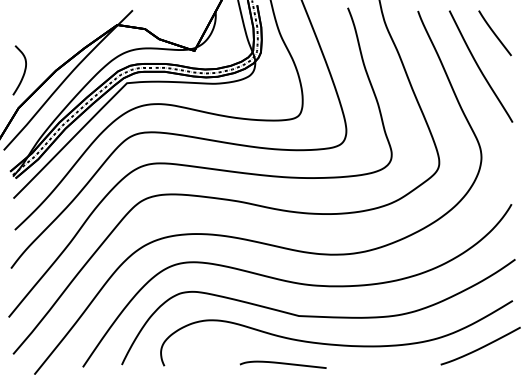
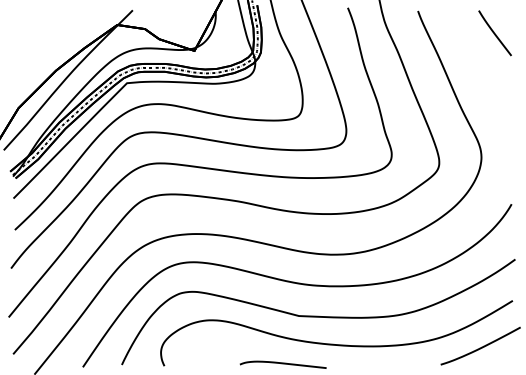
curve: present -> none (479, 66)
curve: present -> none (23, 72)
